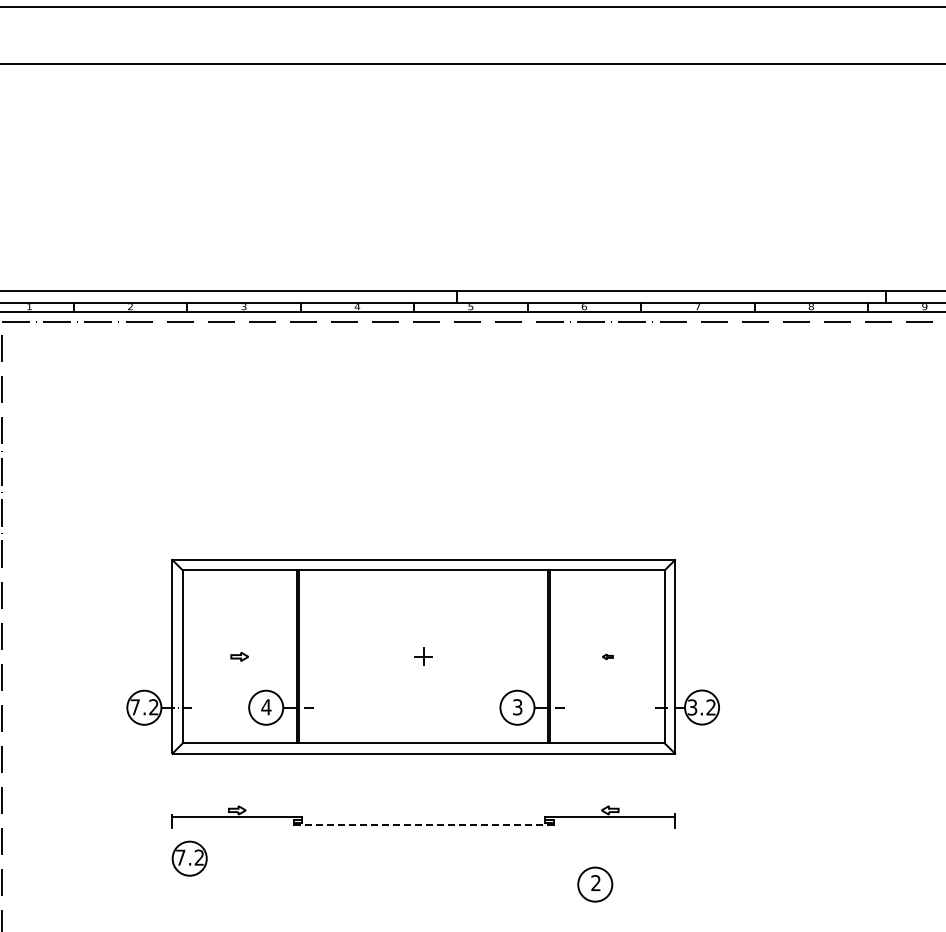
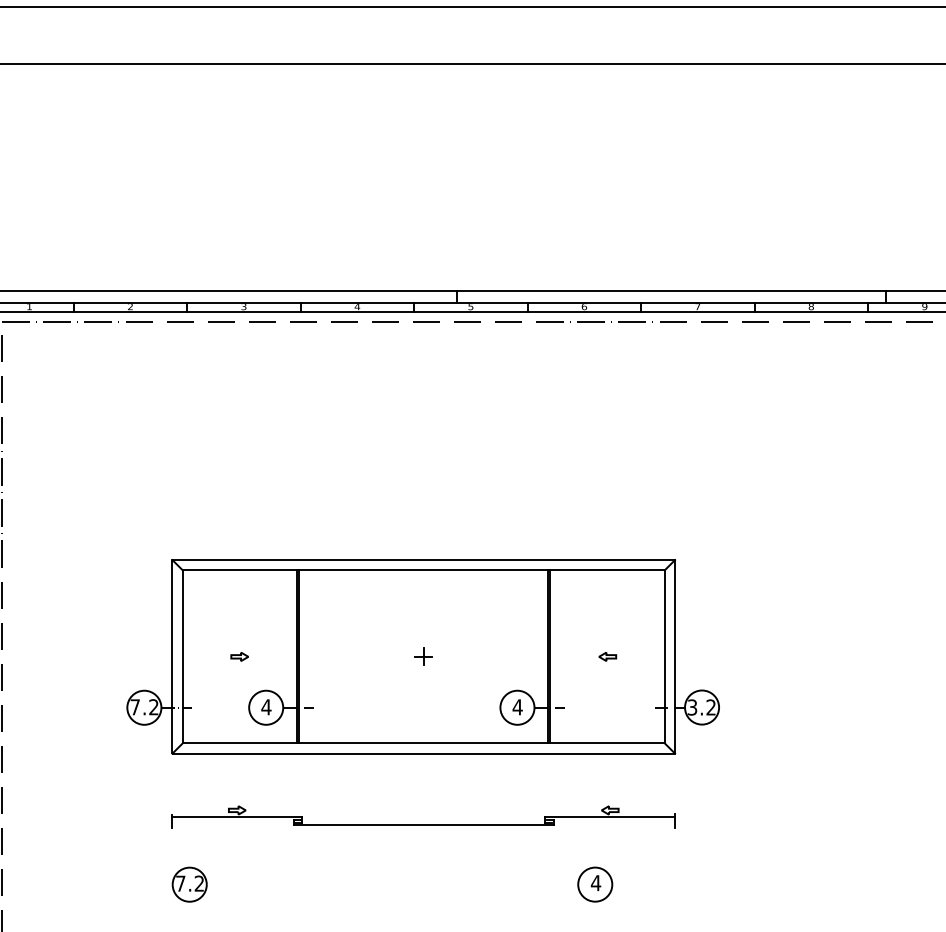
part size: 12x8 px -> 20x10 px (607, 656)
text: 3 -> 4 (517, 707)
line: dashed -> solid (423, 825)
part position: (189, 858) -> (189, 884) (189, 884)
text: 2 -> 4 (595, 883)
